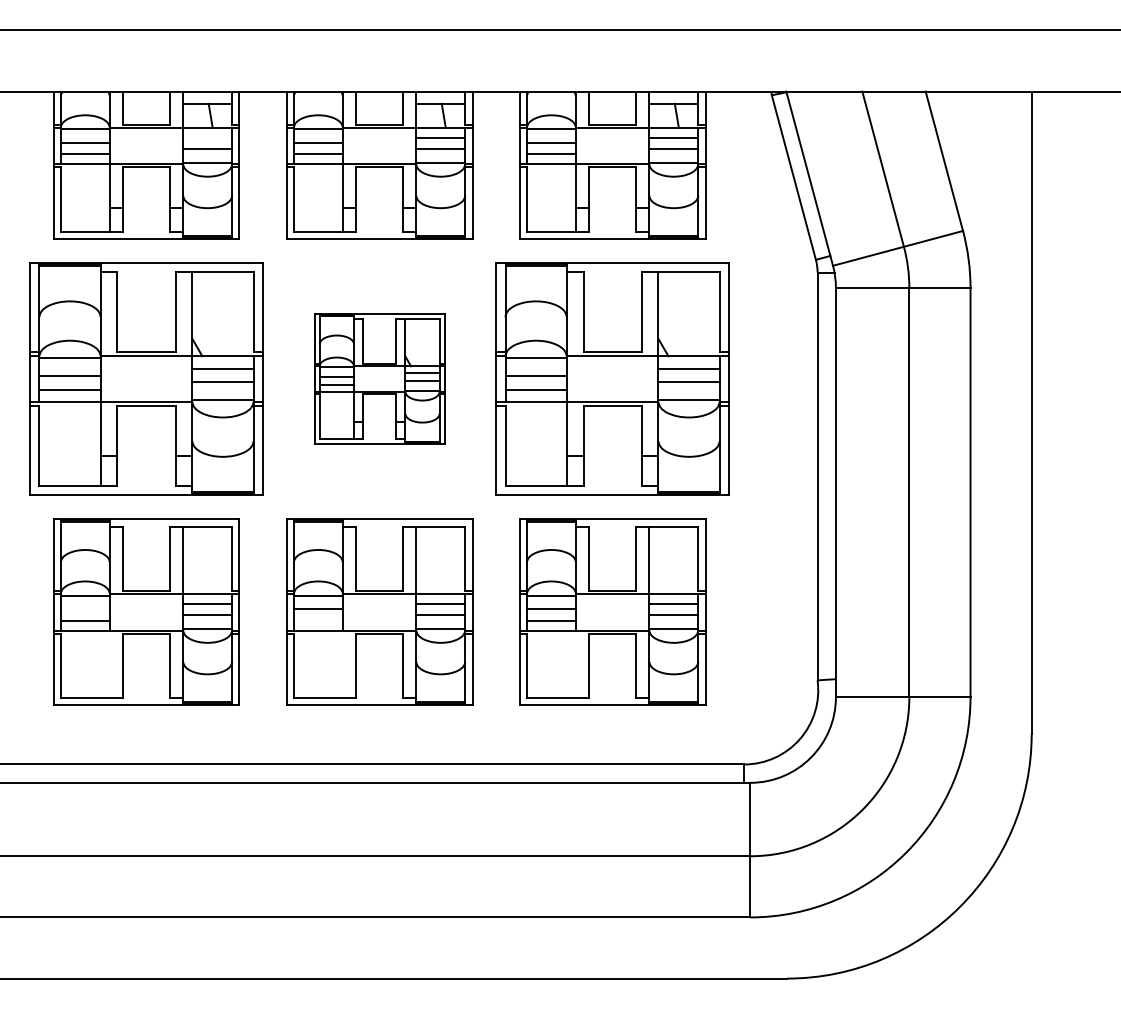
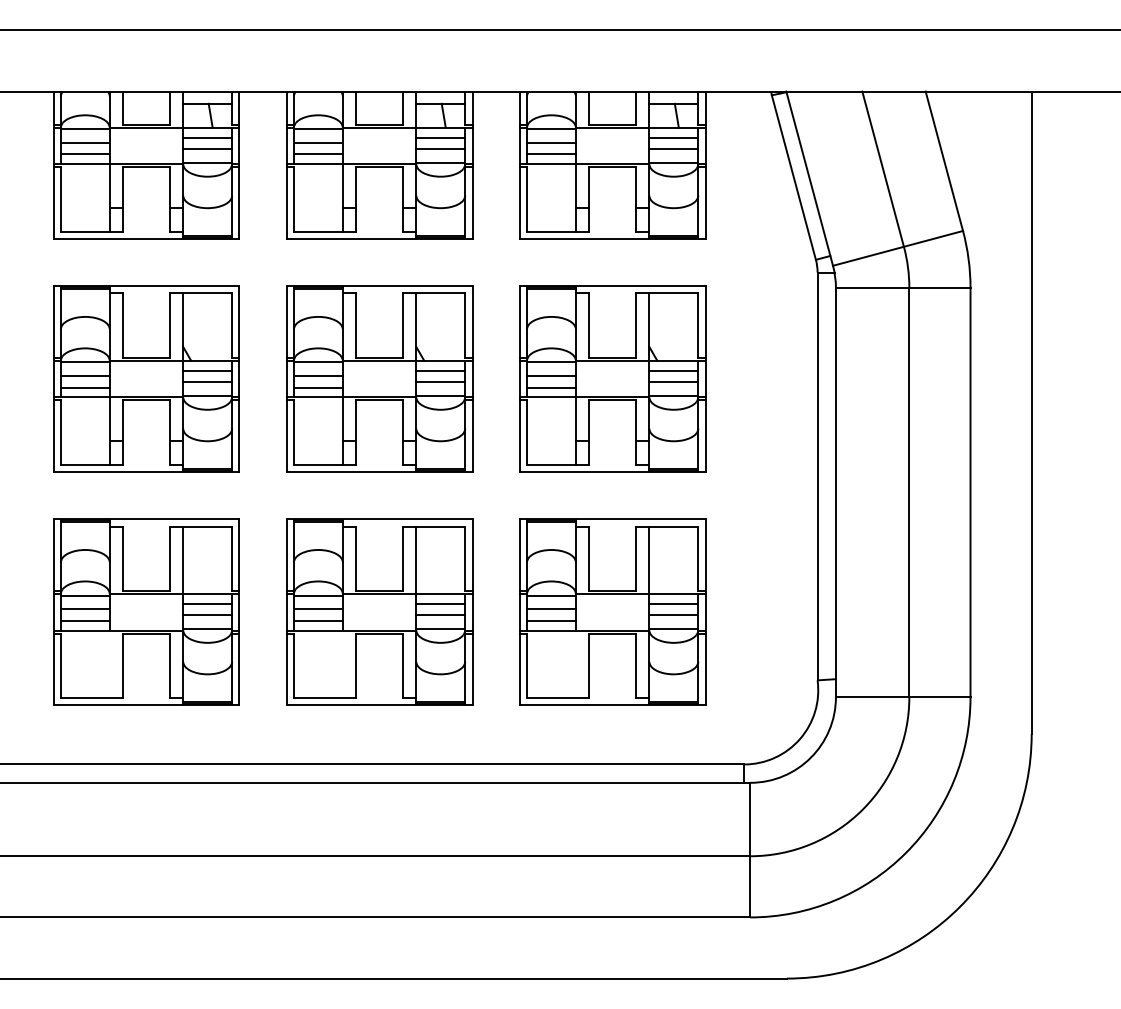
line: none -> present (207, 137)
part size: 235x234 px -> 187x188 px (146, 378)
part size: 132x132 px -> 188x188 px (379, 378)
part size: 235x234 px -> 188x188 px (612, 378)
line: none -> present (84, 609)
line: none -> present (317, 620)
